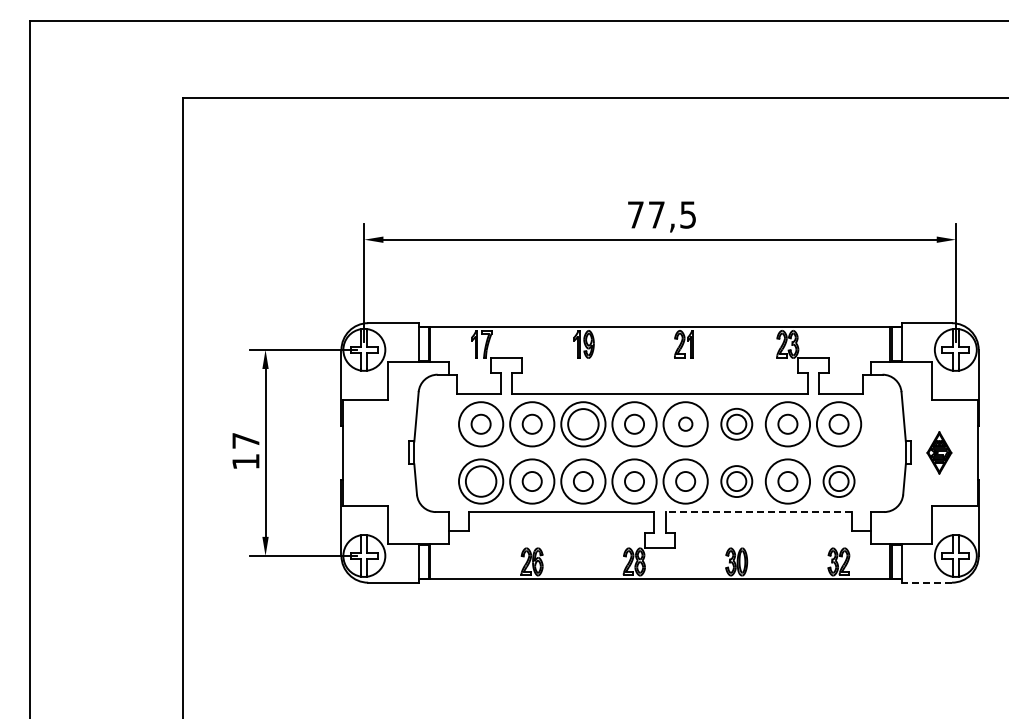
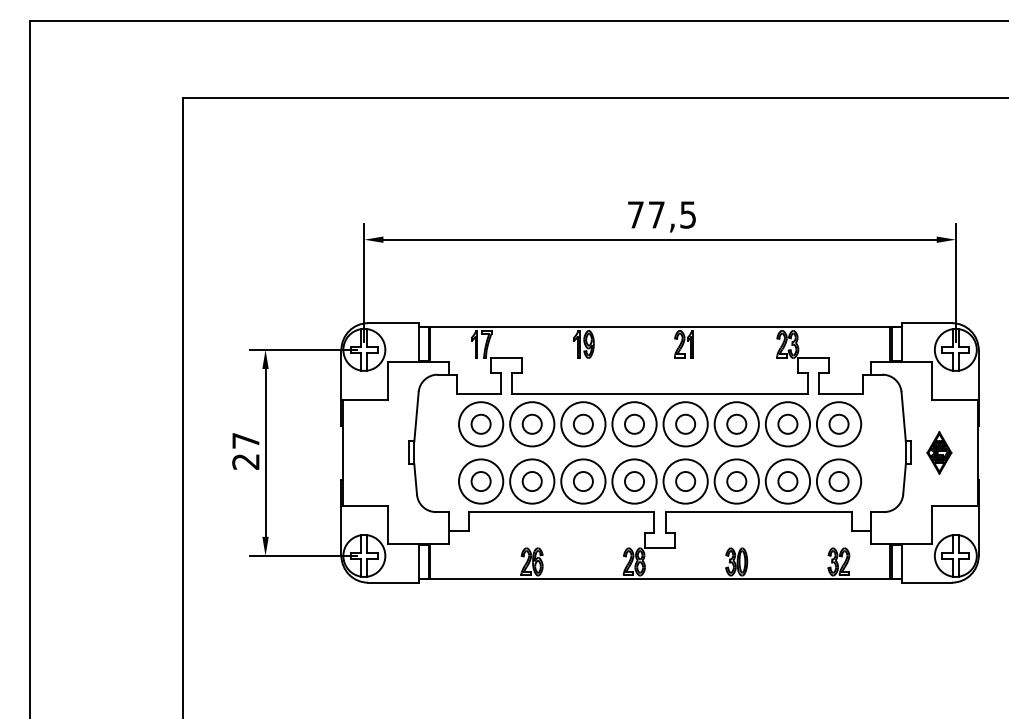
circle size: 16x16 px -> 22x22 px (685, 423)
circle diameter: 31 px -> 44 px (736, 424)
circle diameter: 31 px -> 19 px (582, 423)
text: 17 -> 27 (245, 461)
circle diameter: 31 px -> 19 px (480, 481)
circle diameter: 31 px -> 44 px (736, 481)
circle diameter: 31 px -> 44 px (838, 481)
line: dashed -> solid (758, 512)
line: dashed -> solid (926, 582)
